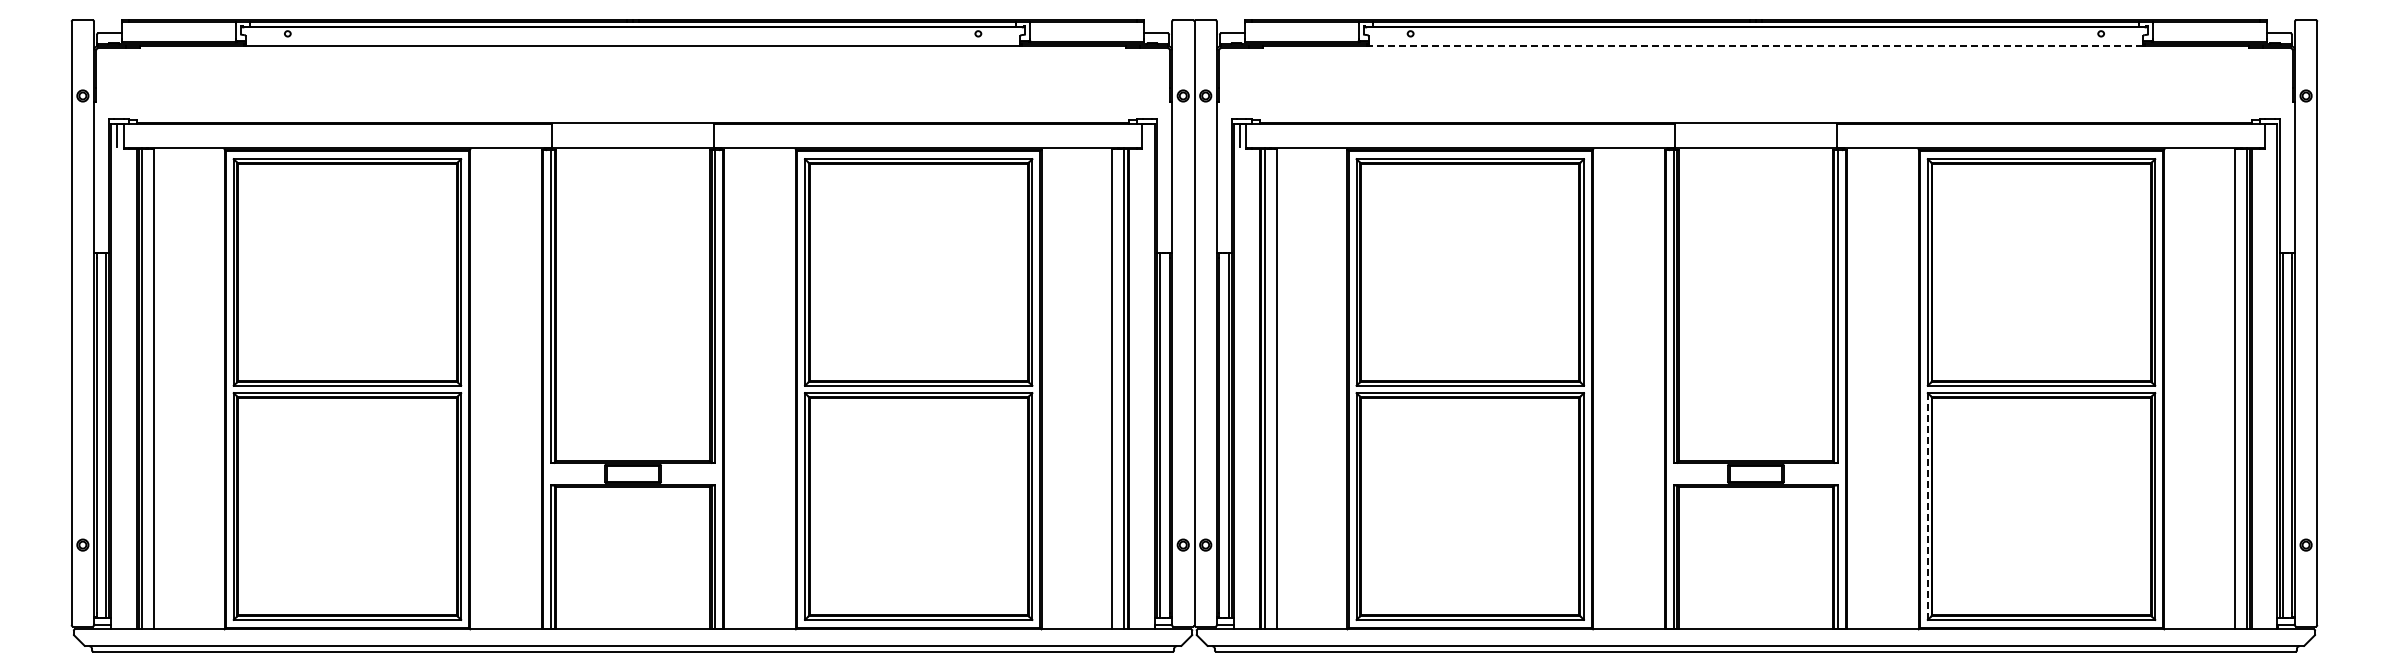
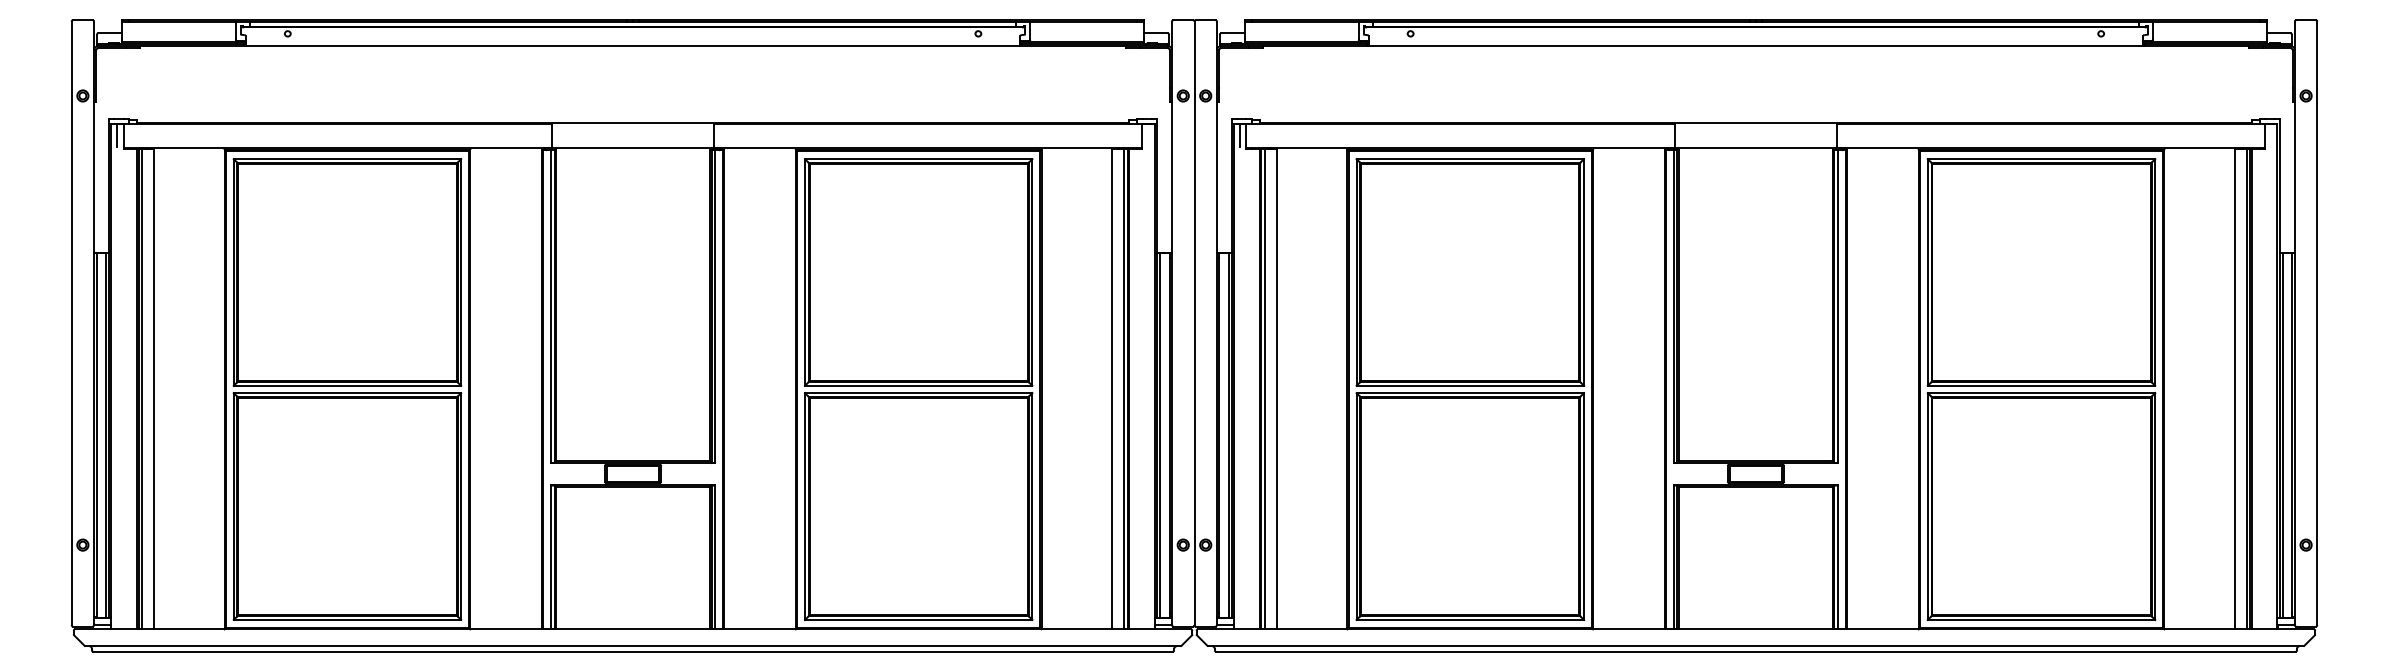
line: dashed -> solid (1755, 46)
line: dashed -> solid (1927, 506)
